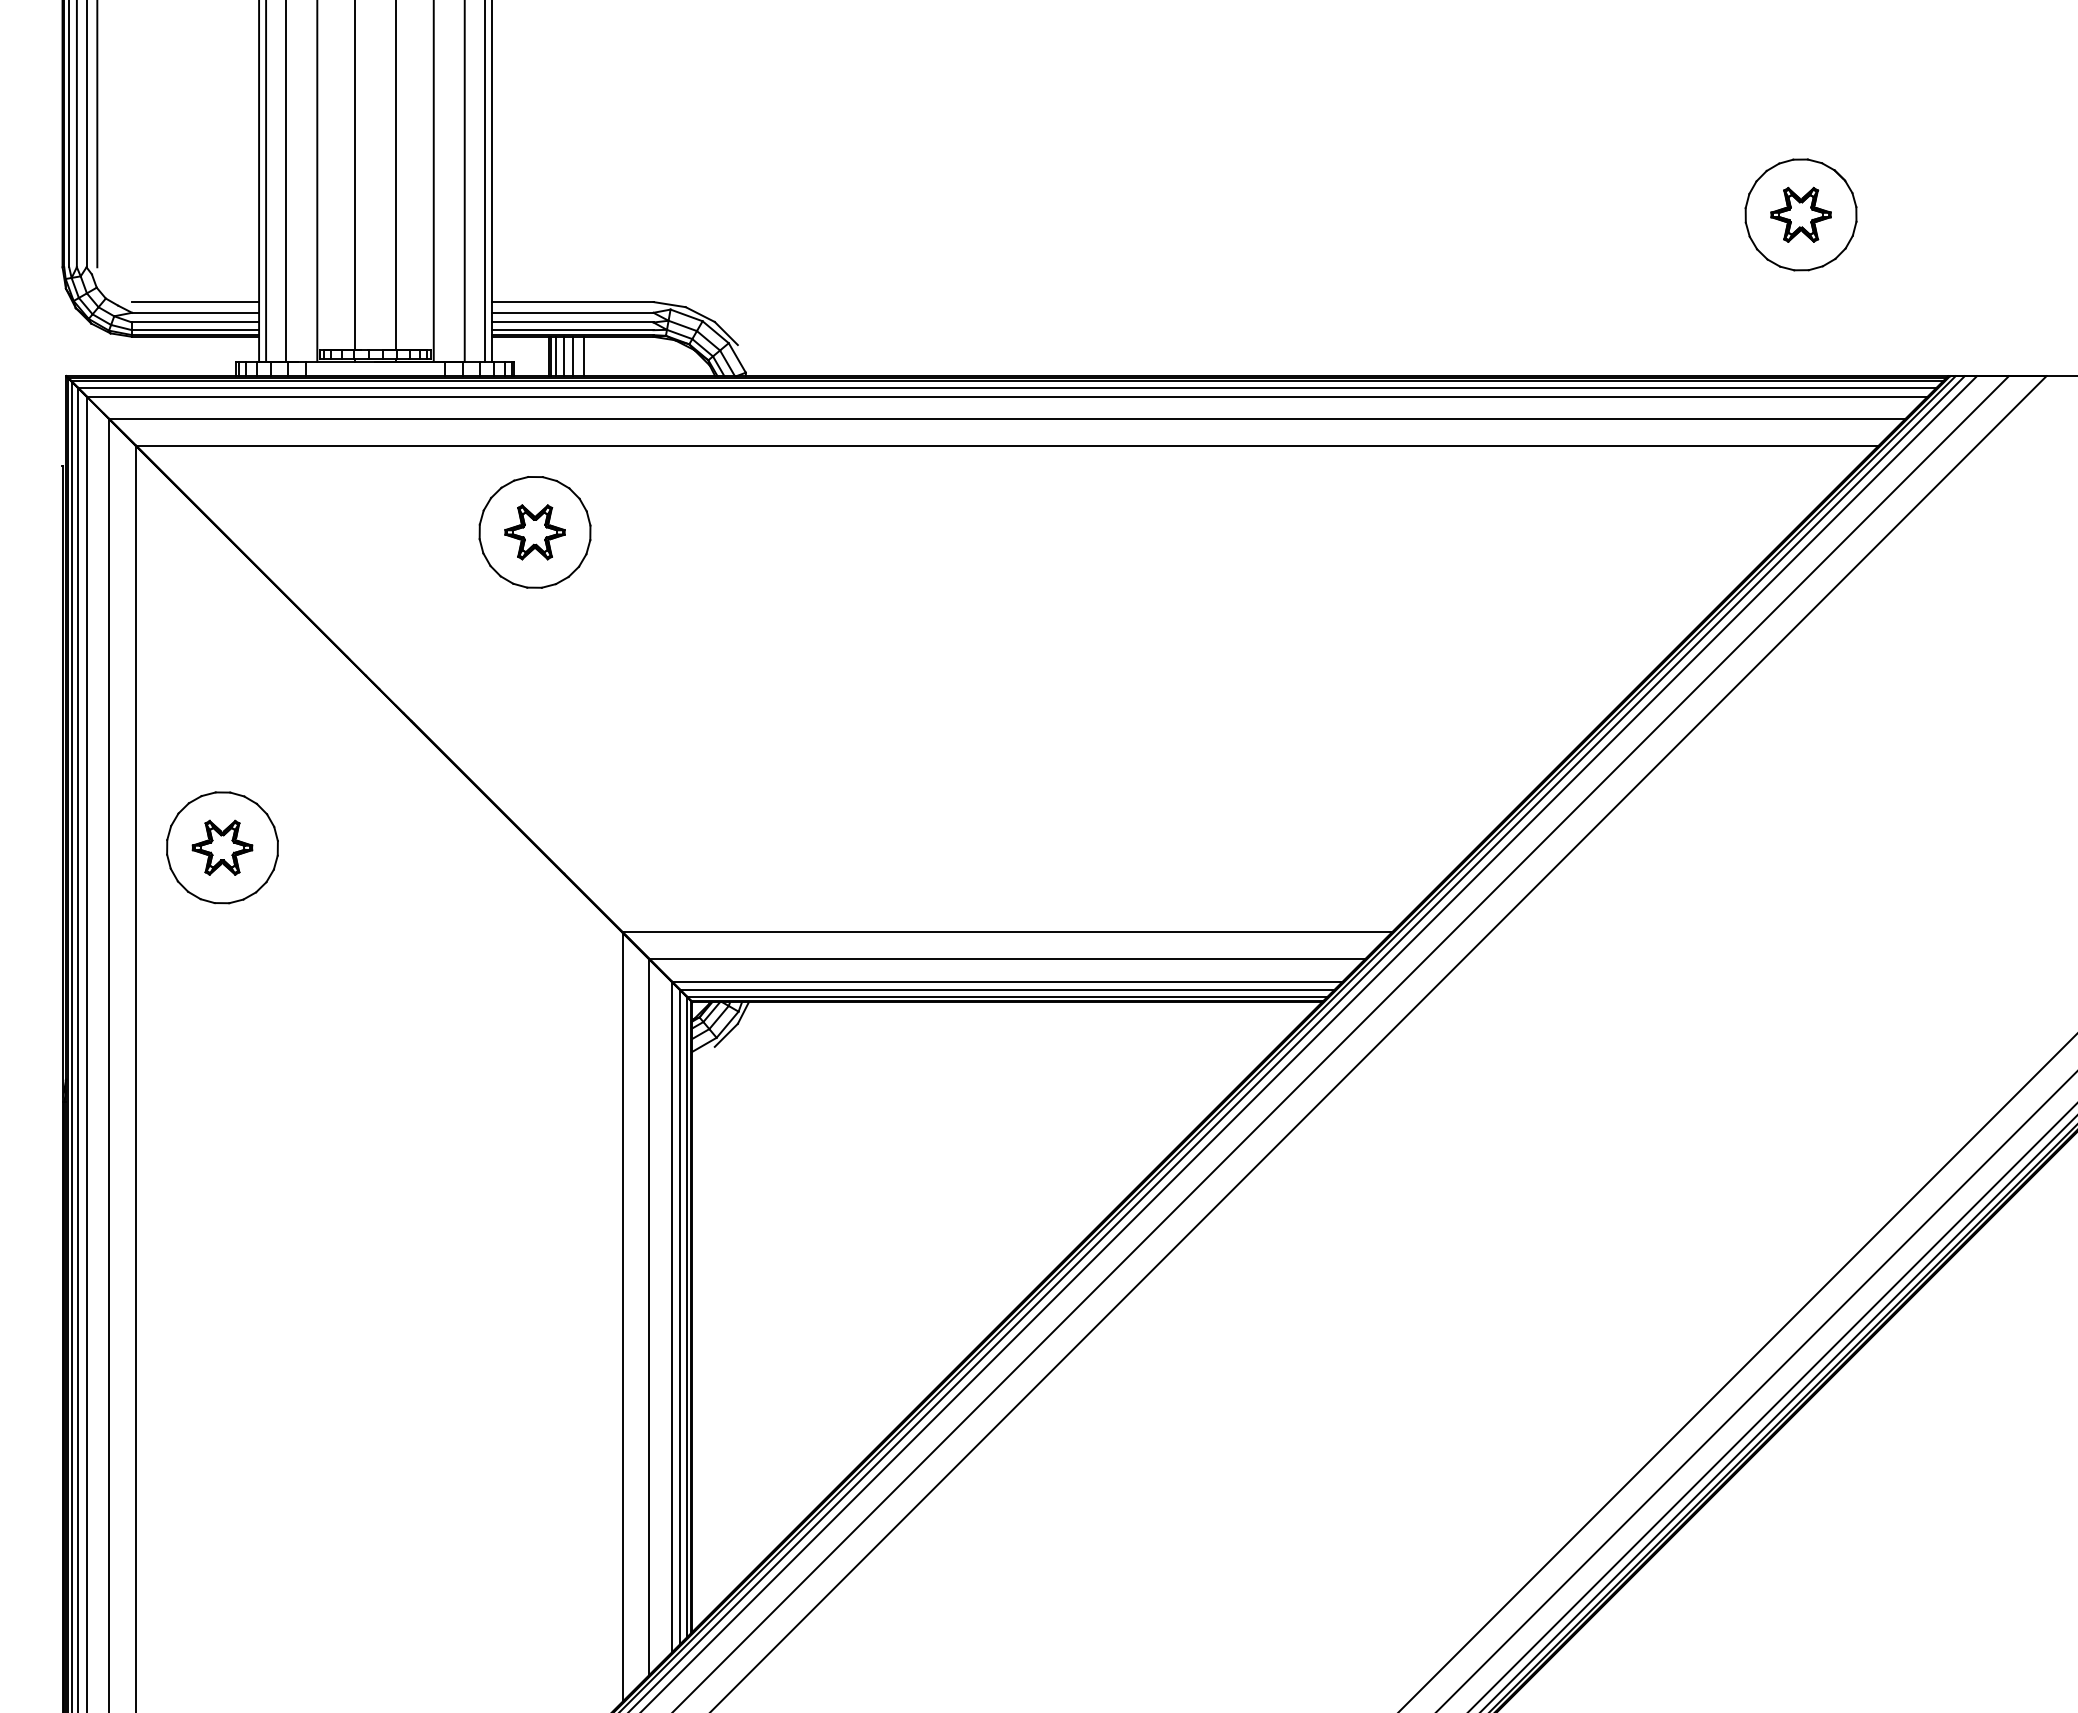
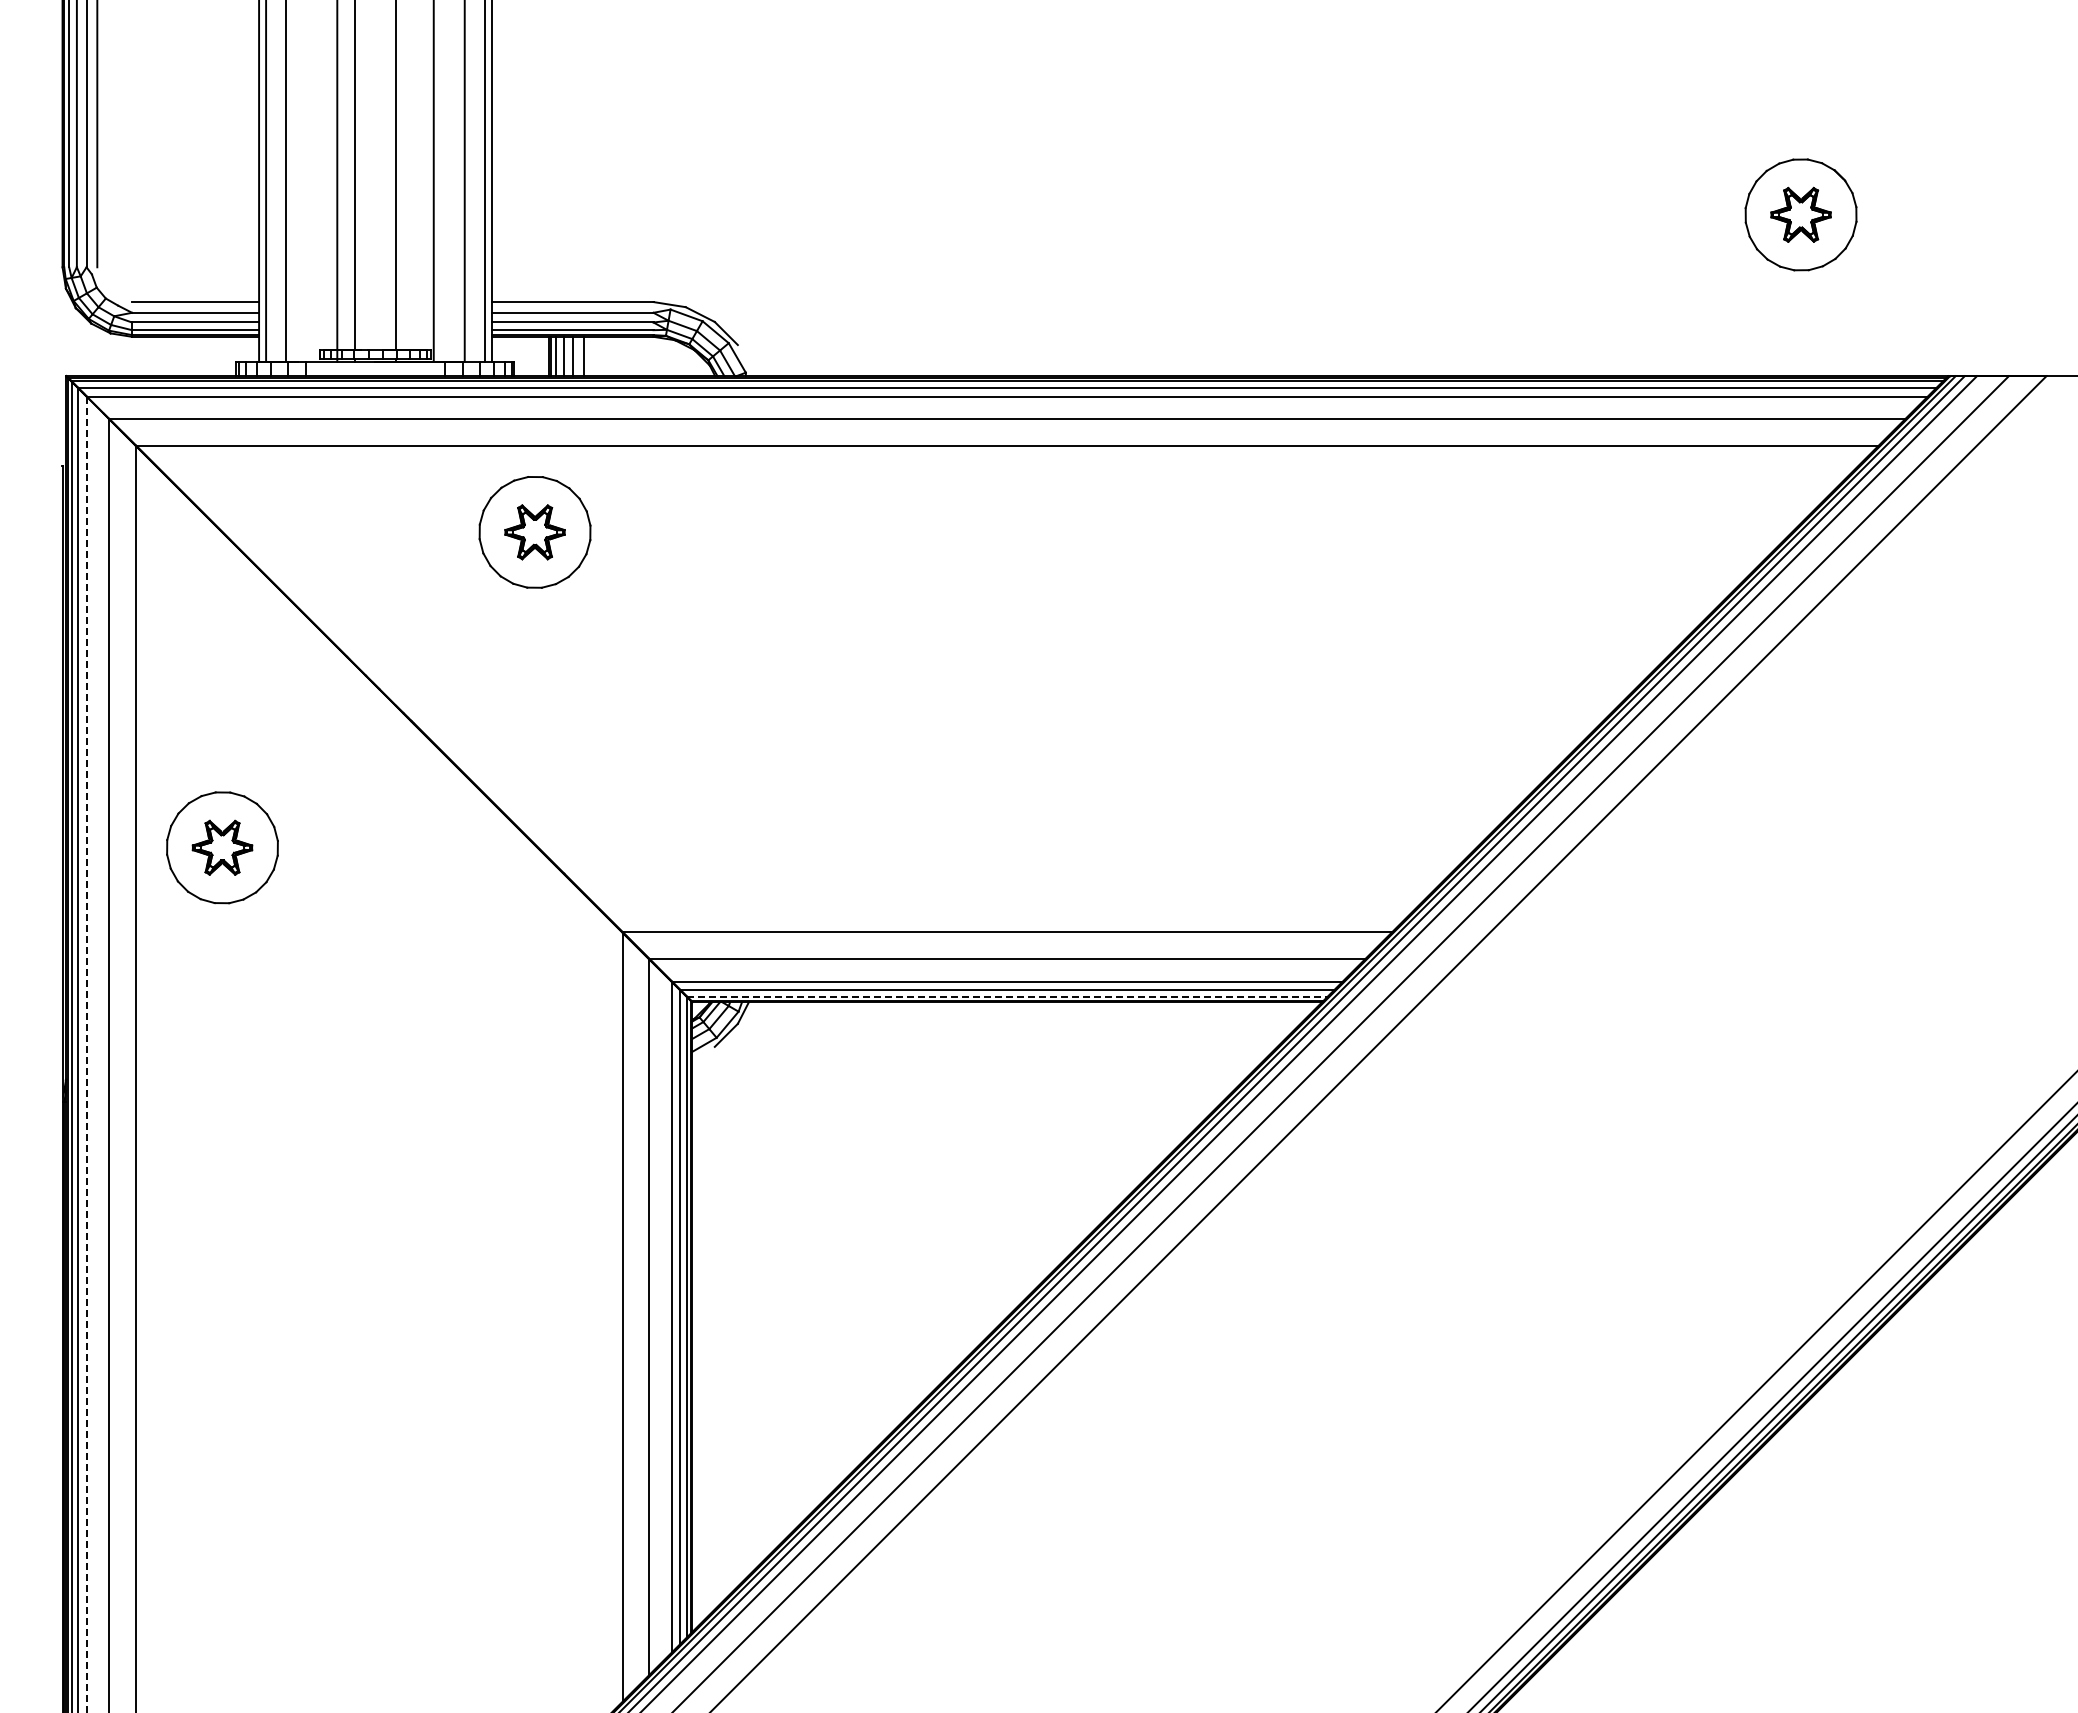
line position: (317, 181) -> (337, 181) (337, 181)
line: solid -> dashed (1007, 996)
line: solid -> dashed (86, 1055)
line: present -> none (1737, 1372)
